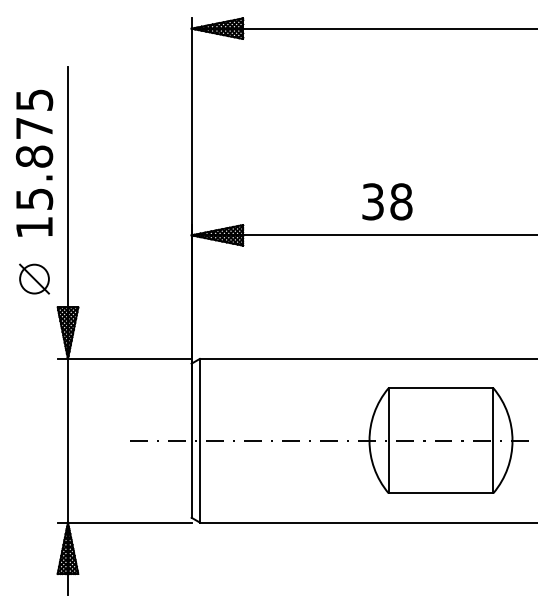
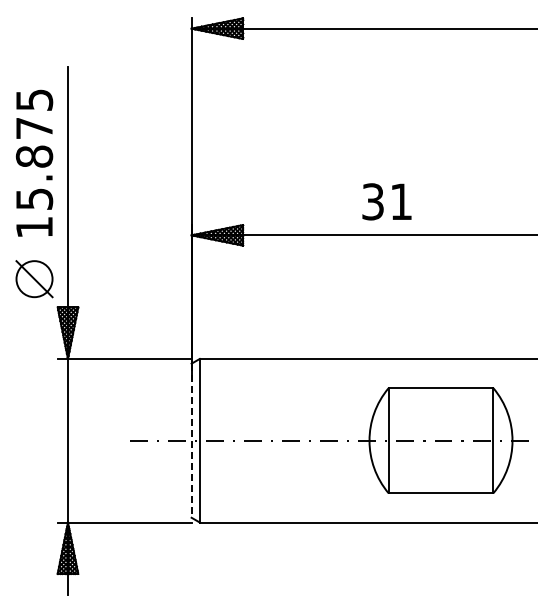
text: 38 -> 31 (401, 201)
part size: 31x32 px -> 39x39 px (34, 279)
line: solid -> dashed (191, 441)
